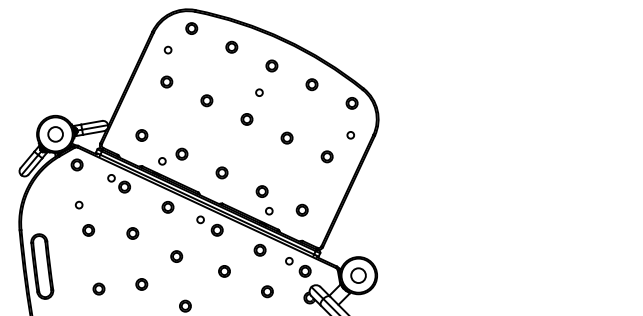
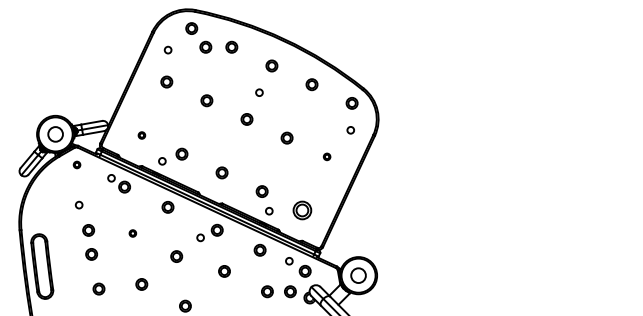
part: none -> present (205, 46)
part size: 14x13 px -> 10x9 px (141, 135)
circle position: (350, 135) -> (350, 130) (350, 130)
part size: 14x14 px -> 10x10 px (326, 156)
part size: 14x14 px -> 10x10 px (76, 164)
part size: 14x14 px -> 21x21 px (302, 210)
circle position: (200, 219) -> (200, 237) (200, 237)
part size: 14x13 px -> 10x9 px (132, 233)
part: none -> present (91, 254)
part: none -> present (290, 291)
